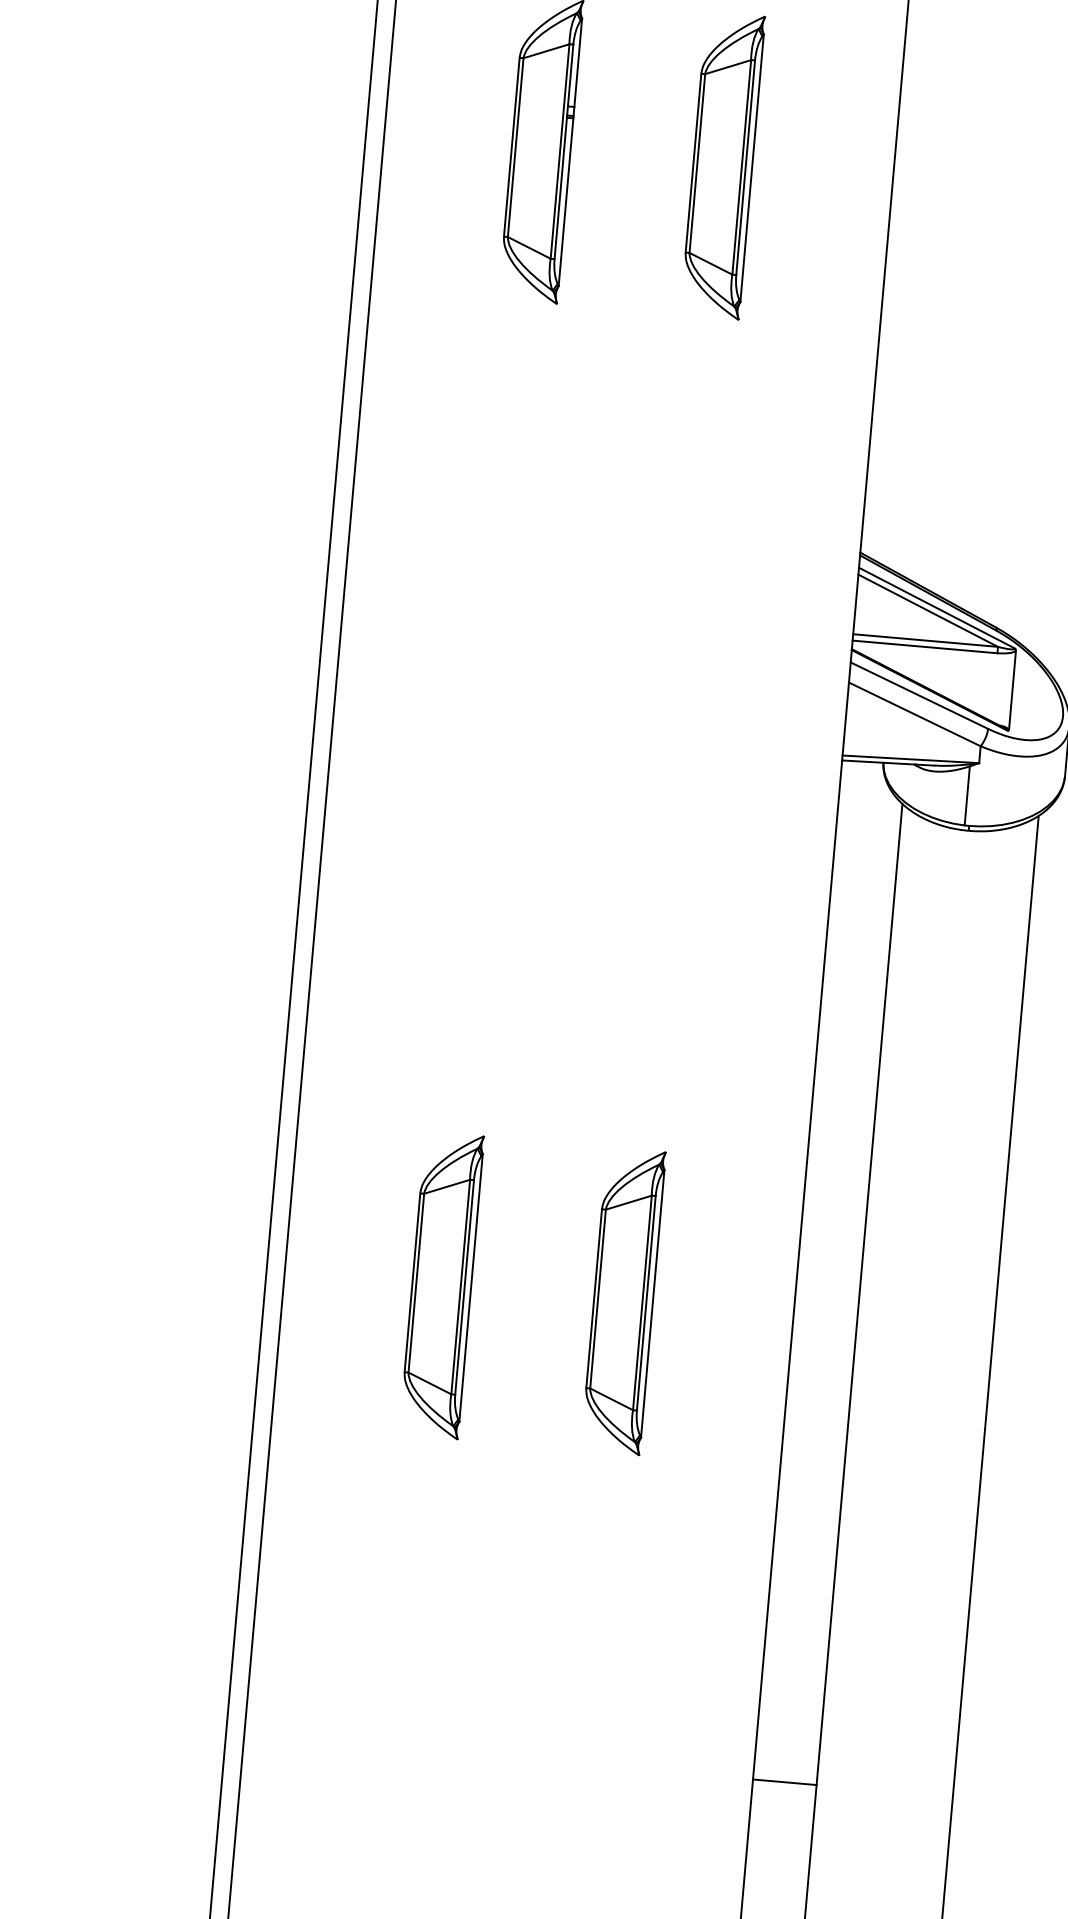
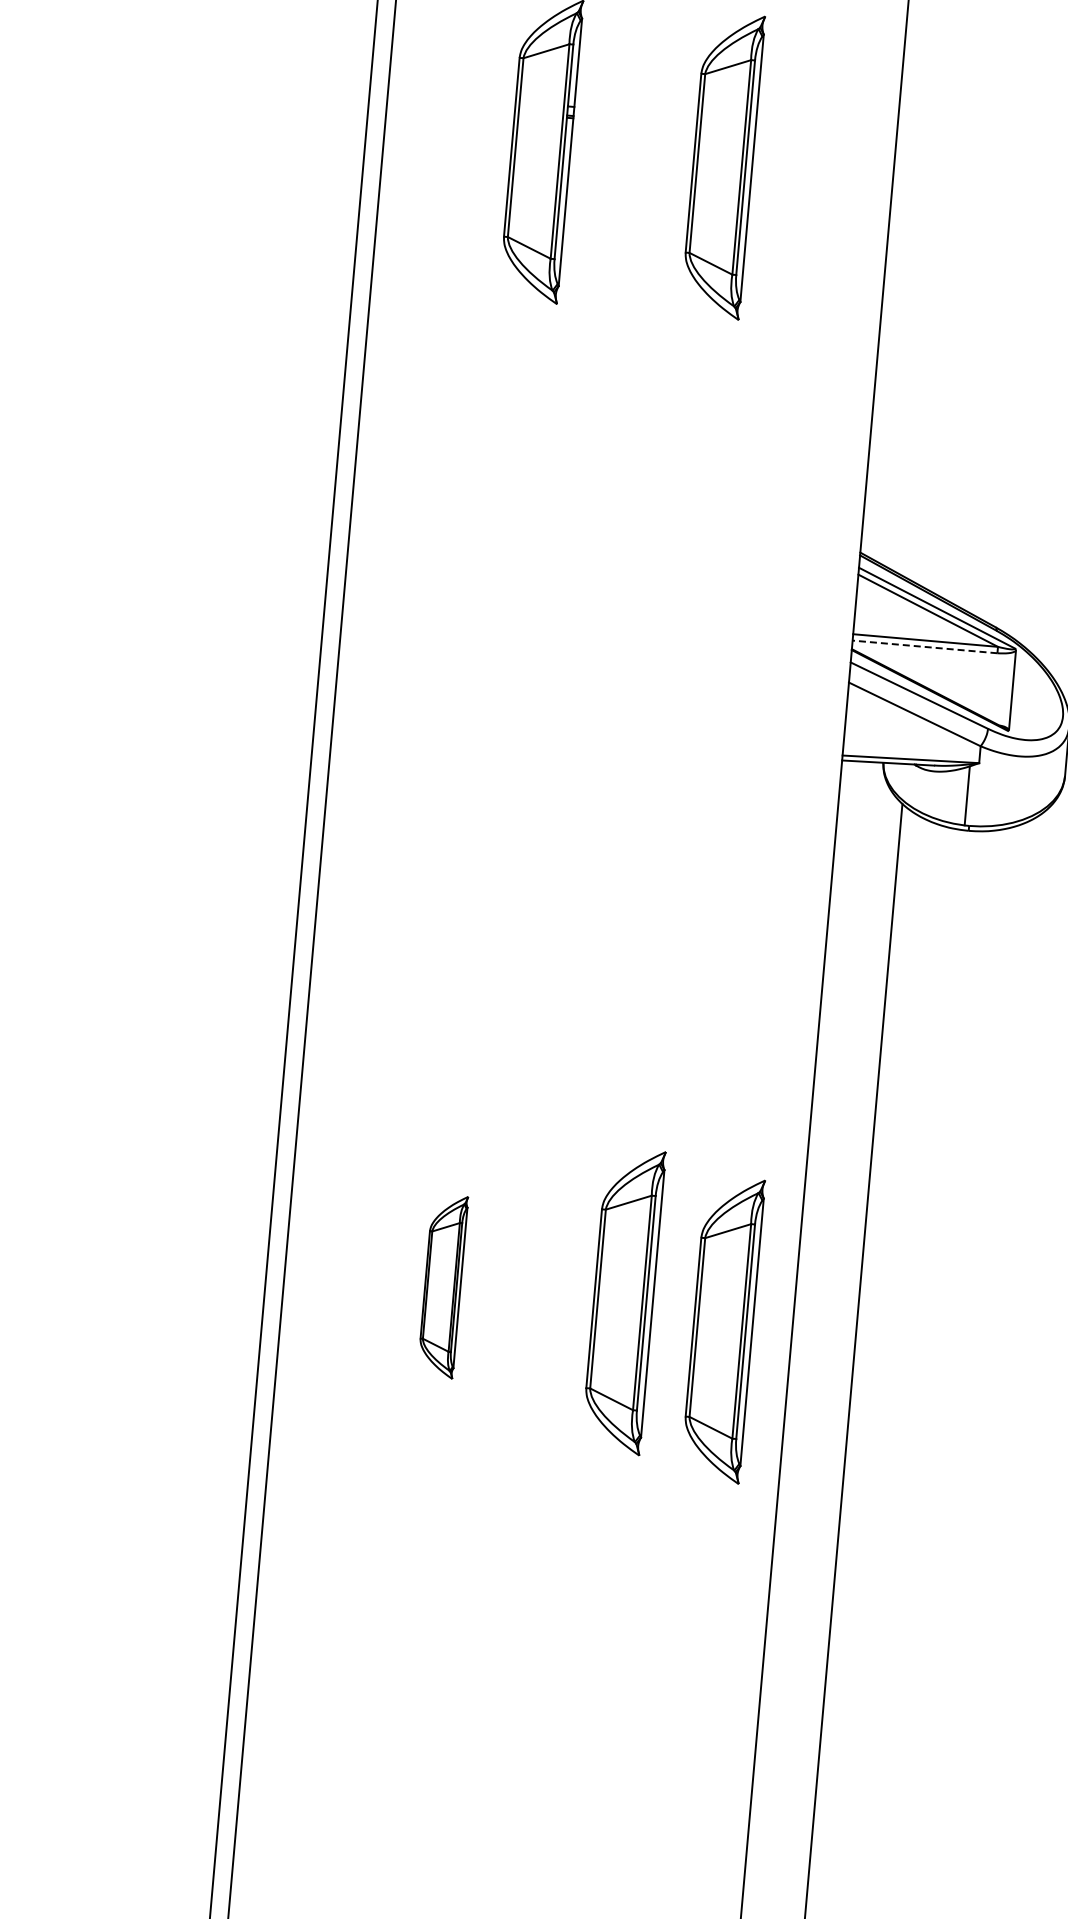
line: solid -> dashed (925, 646)
part size: 83x306 px -> 51x184 px (444, 1287)
part: none -> present (724, 1331)
line: present -> none (990, 1365)
line: present -> none (784, 1782)
